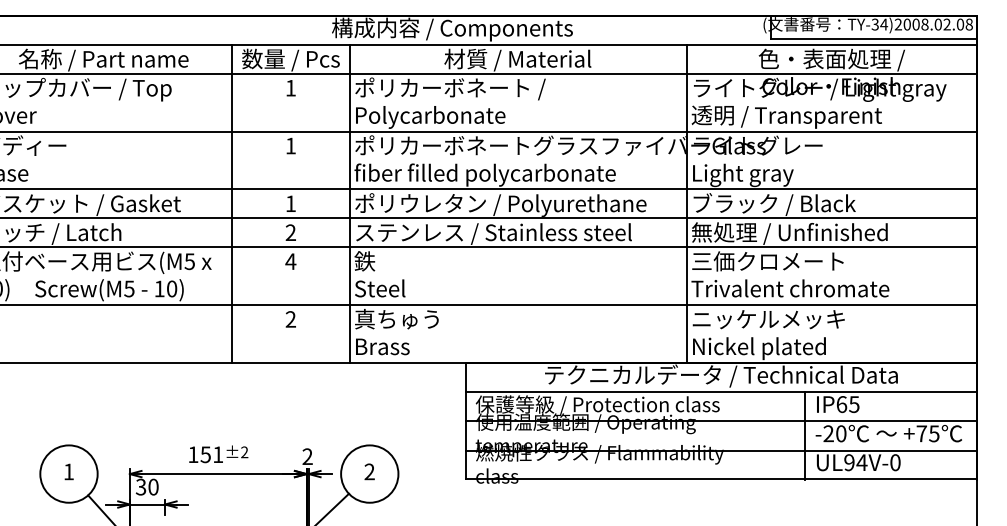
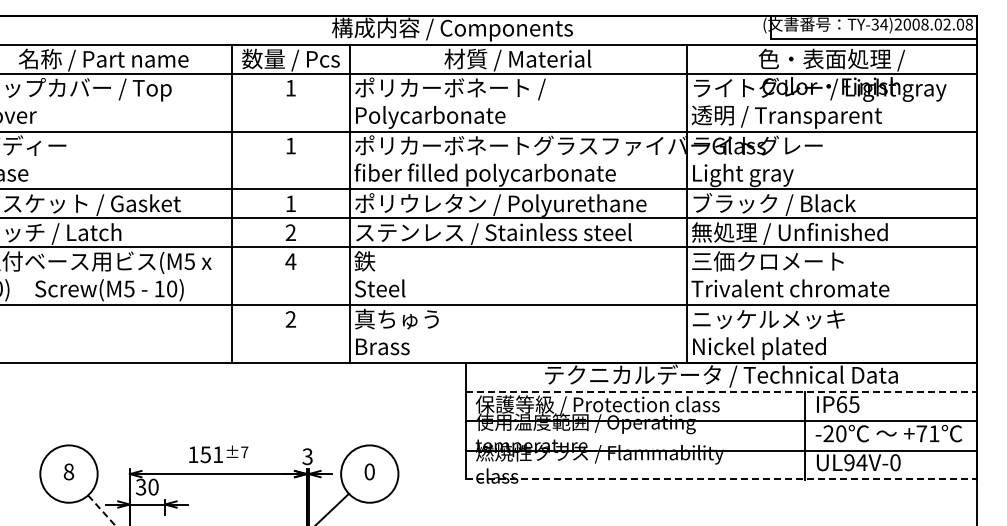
line: solid -> dashed (721, 392)
text: +75 -> +71 (934, 433)
text: ±2 -> ±7 (244, 452)
text: 2 -> 3 (307, 456)
text: 1 -> 8 (68, 471)
text: 2 -> 0 (369, 471)
line: solid -> dashed (721, 479)
line: solid -> dashed (102, 510)
